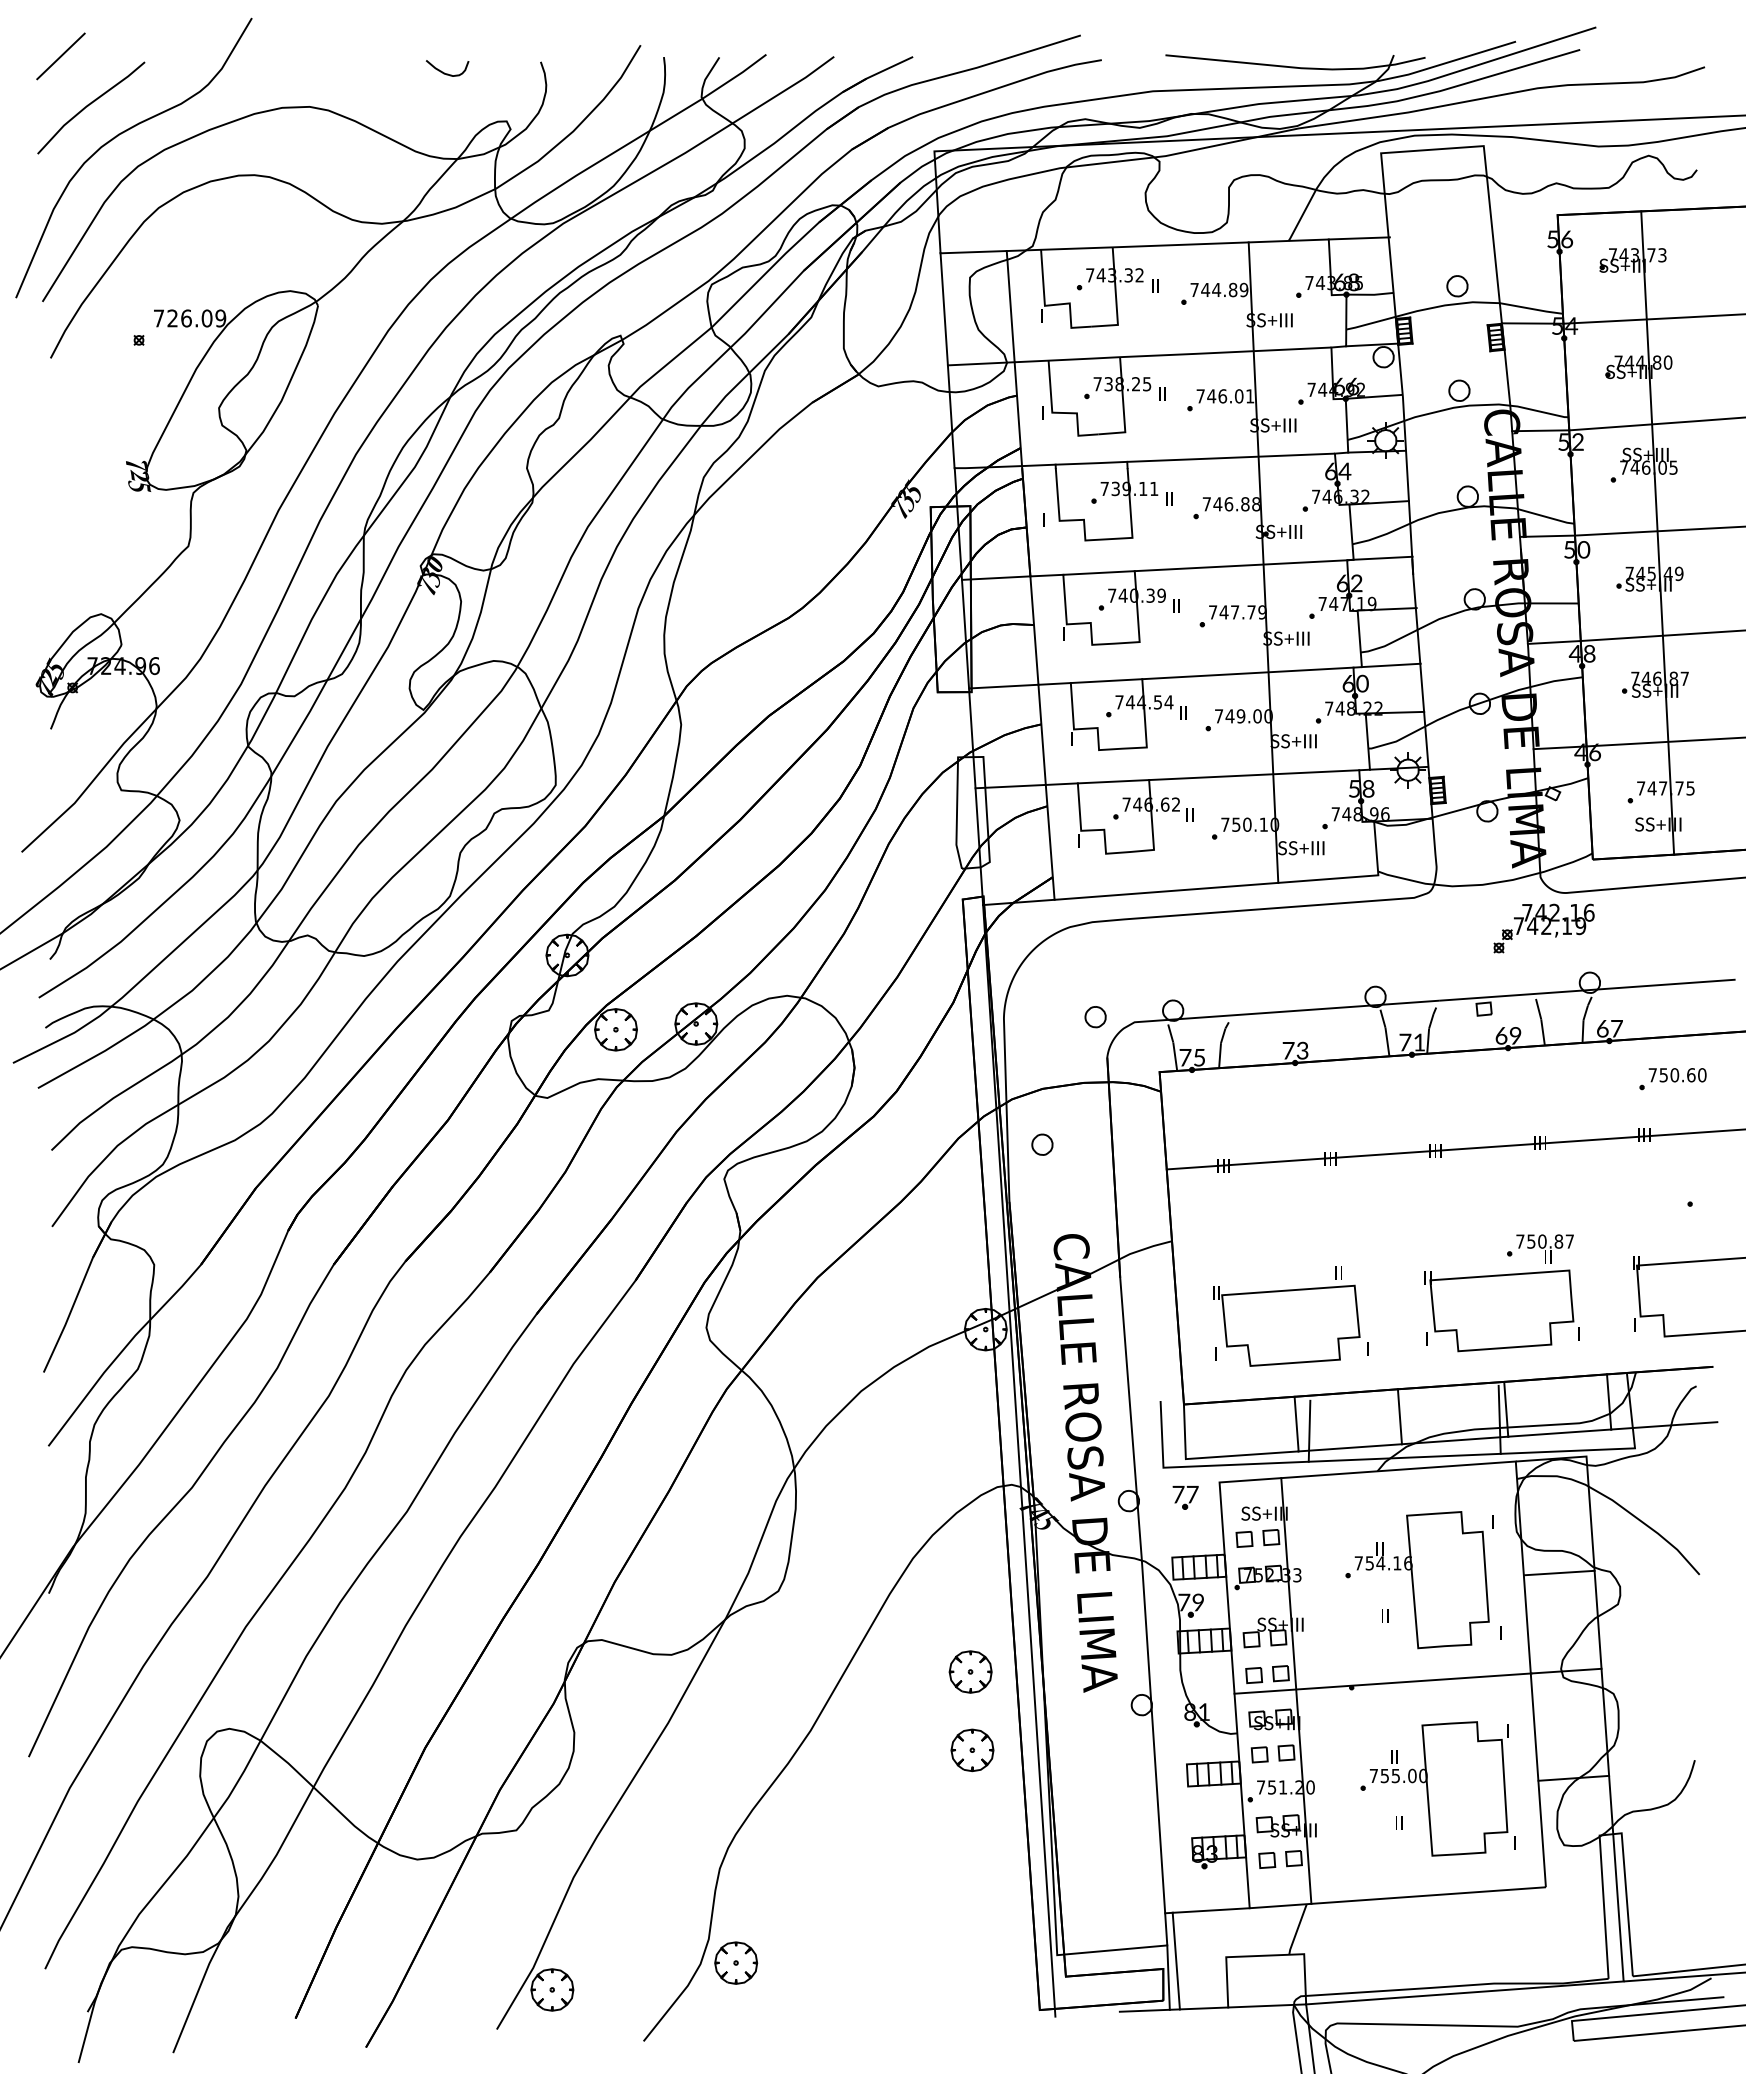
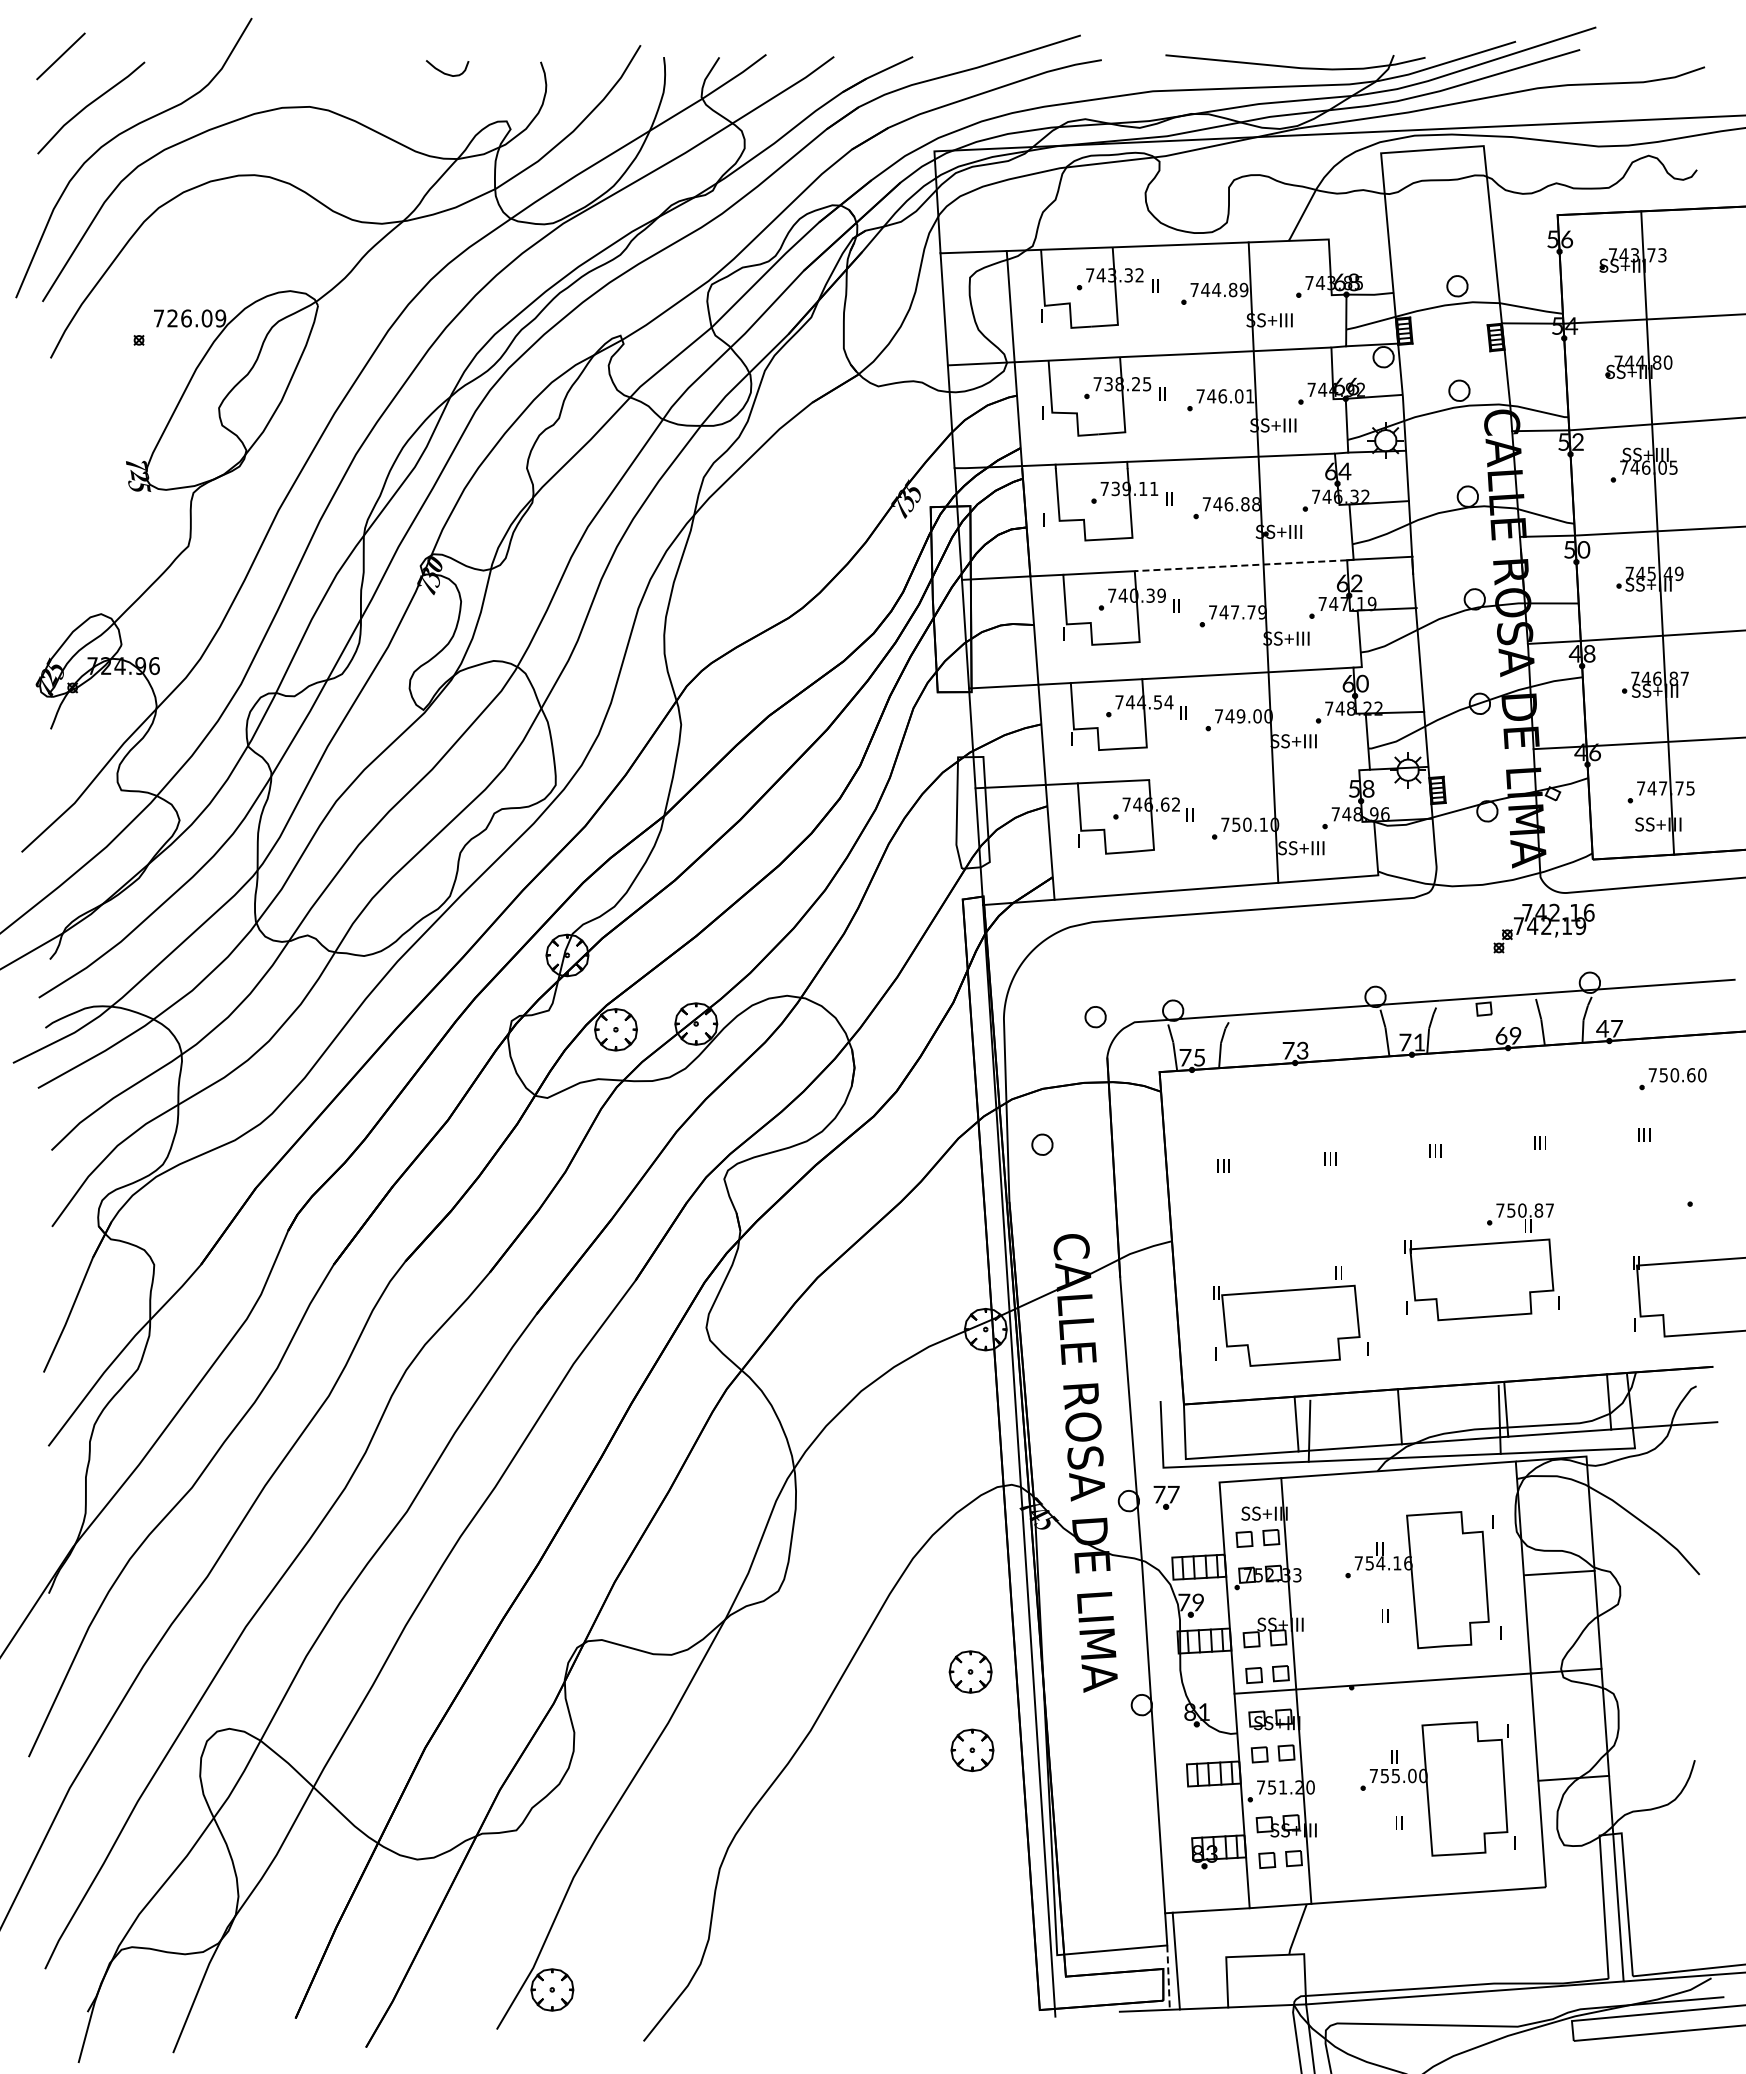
line: present -> none (1358, 238)
line: solid -> dashed (1240, 565)
line: present -> none (1390, 665)
line: present -> none (1254, 775)
text: 67 -> 47 (1602, 1028)
line: present -> none (1454, 1149)
part position: (1501, 1293) -> (1481, 1262) (1481, 1262)
part position: (1185, 1497) -> (1166, 1497) (1166, 1497)
part: present -> none (736, 1962)
line: solid -> dashed (1168, 1978)
